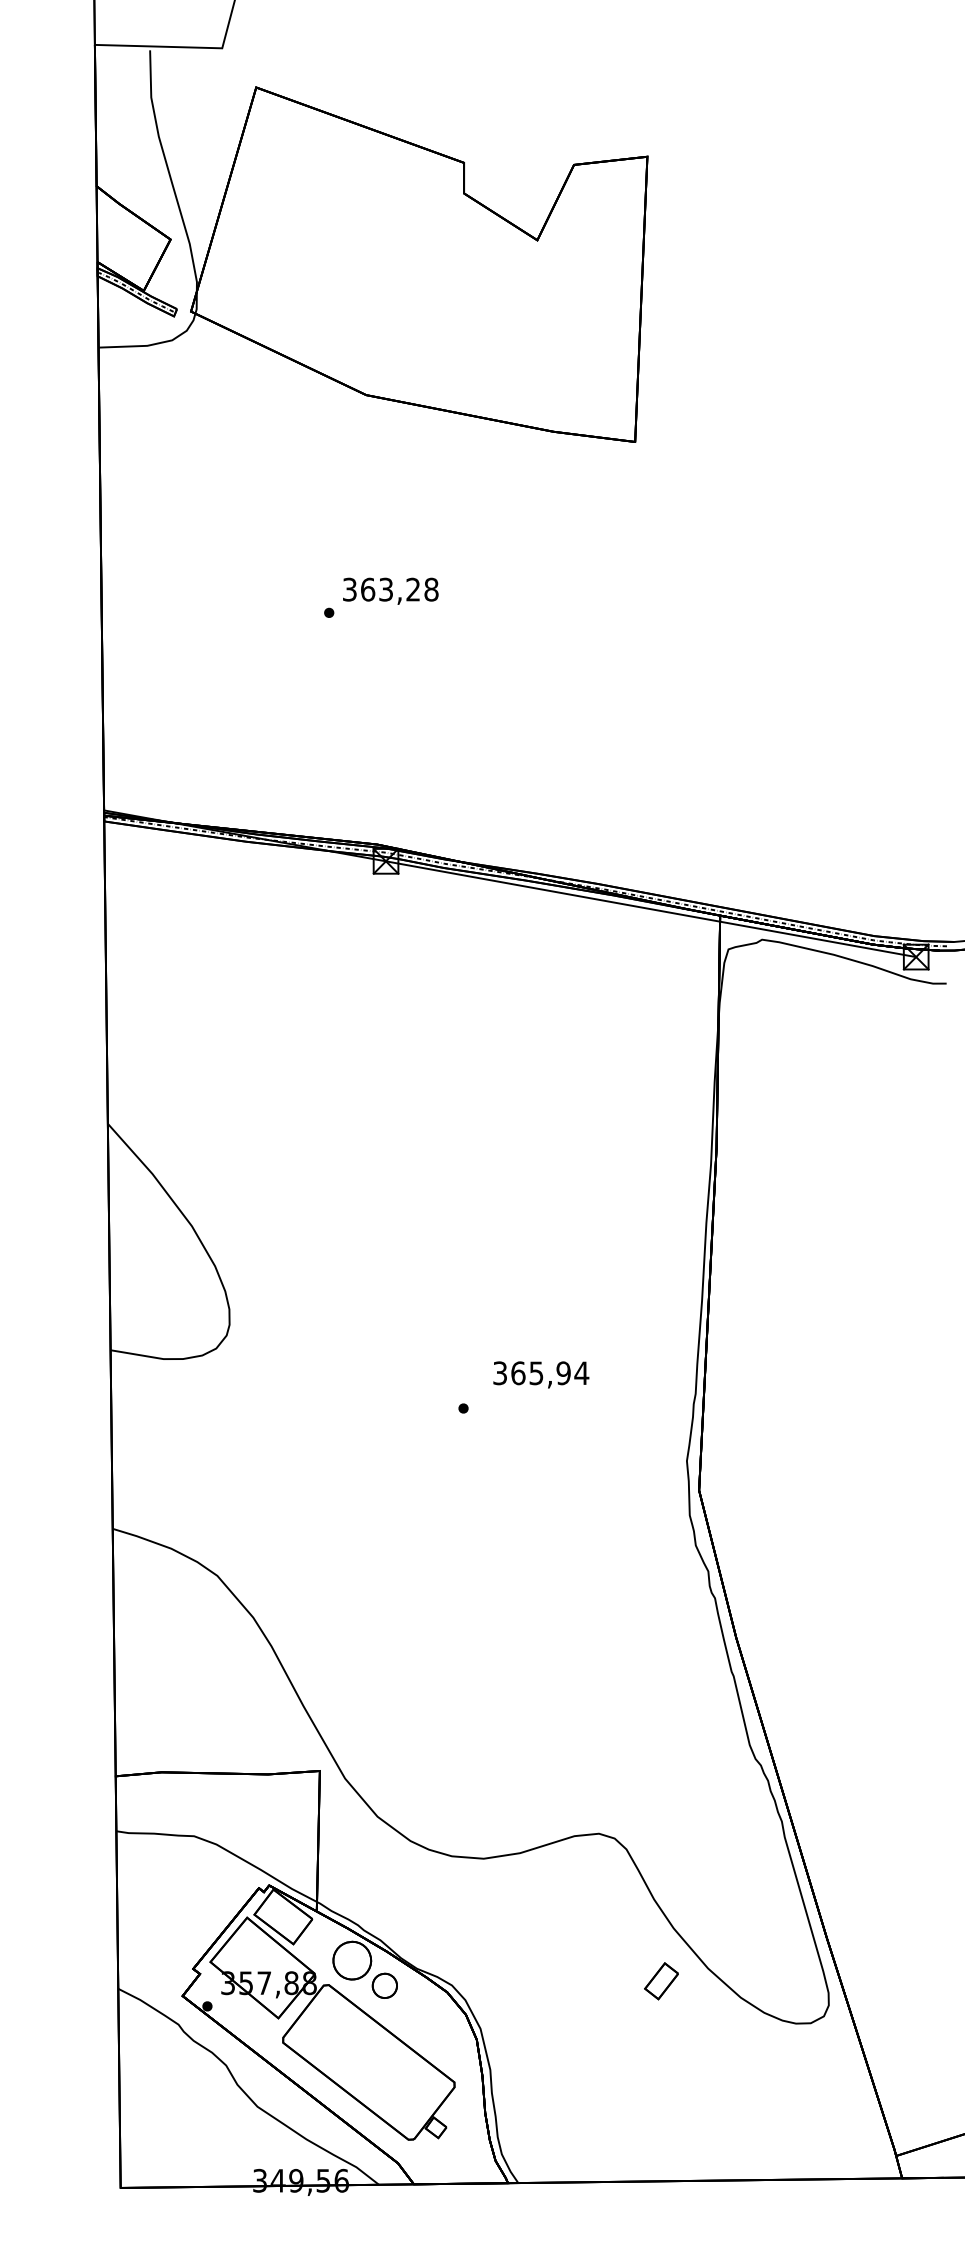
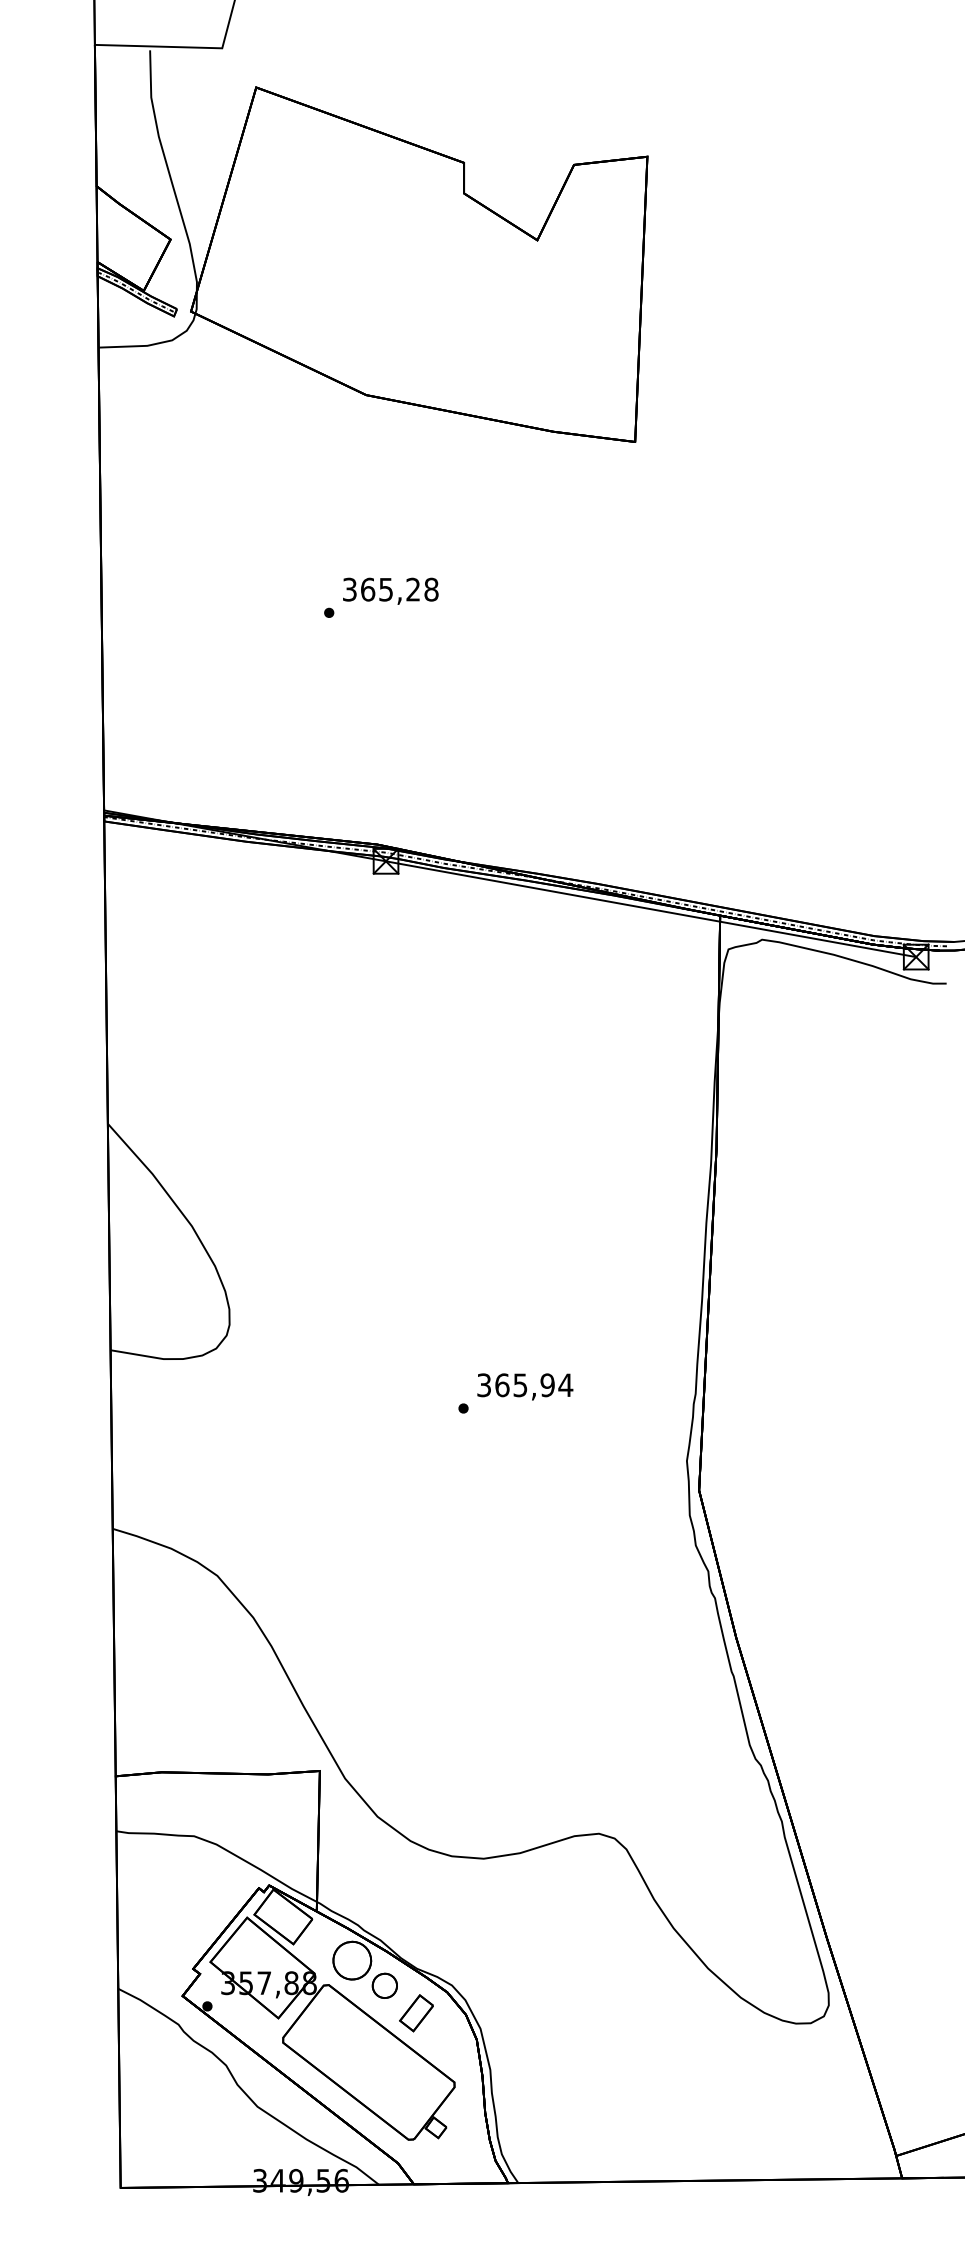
text: 363,28 -> 365,28 (386, 588)
text position: (541, 1374) -> (525, 1386) (525, 1386)
part position: (661, 1981) -> (416, 2013) (416, 2013)
